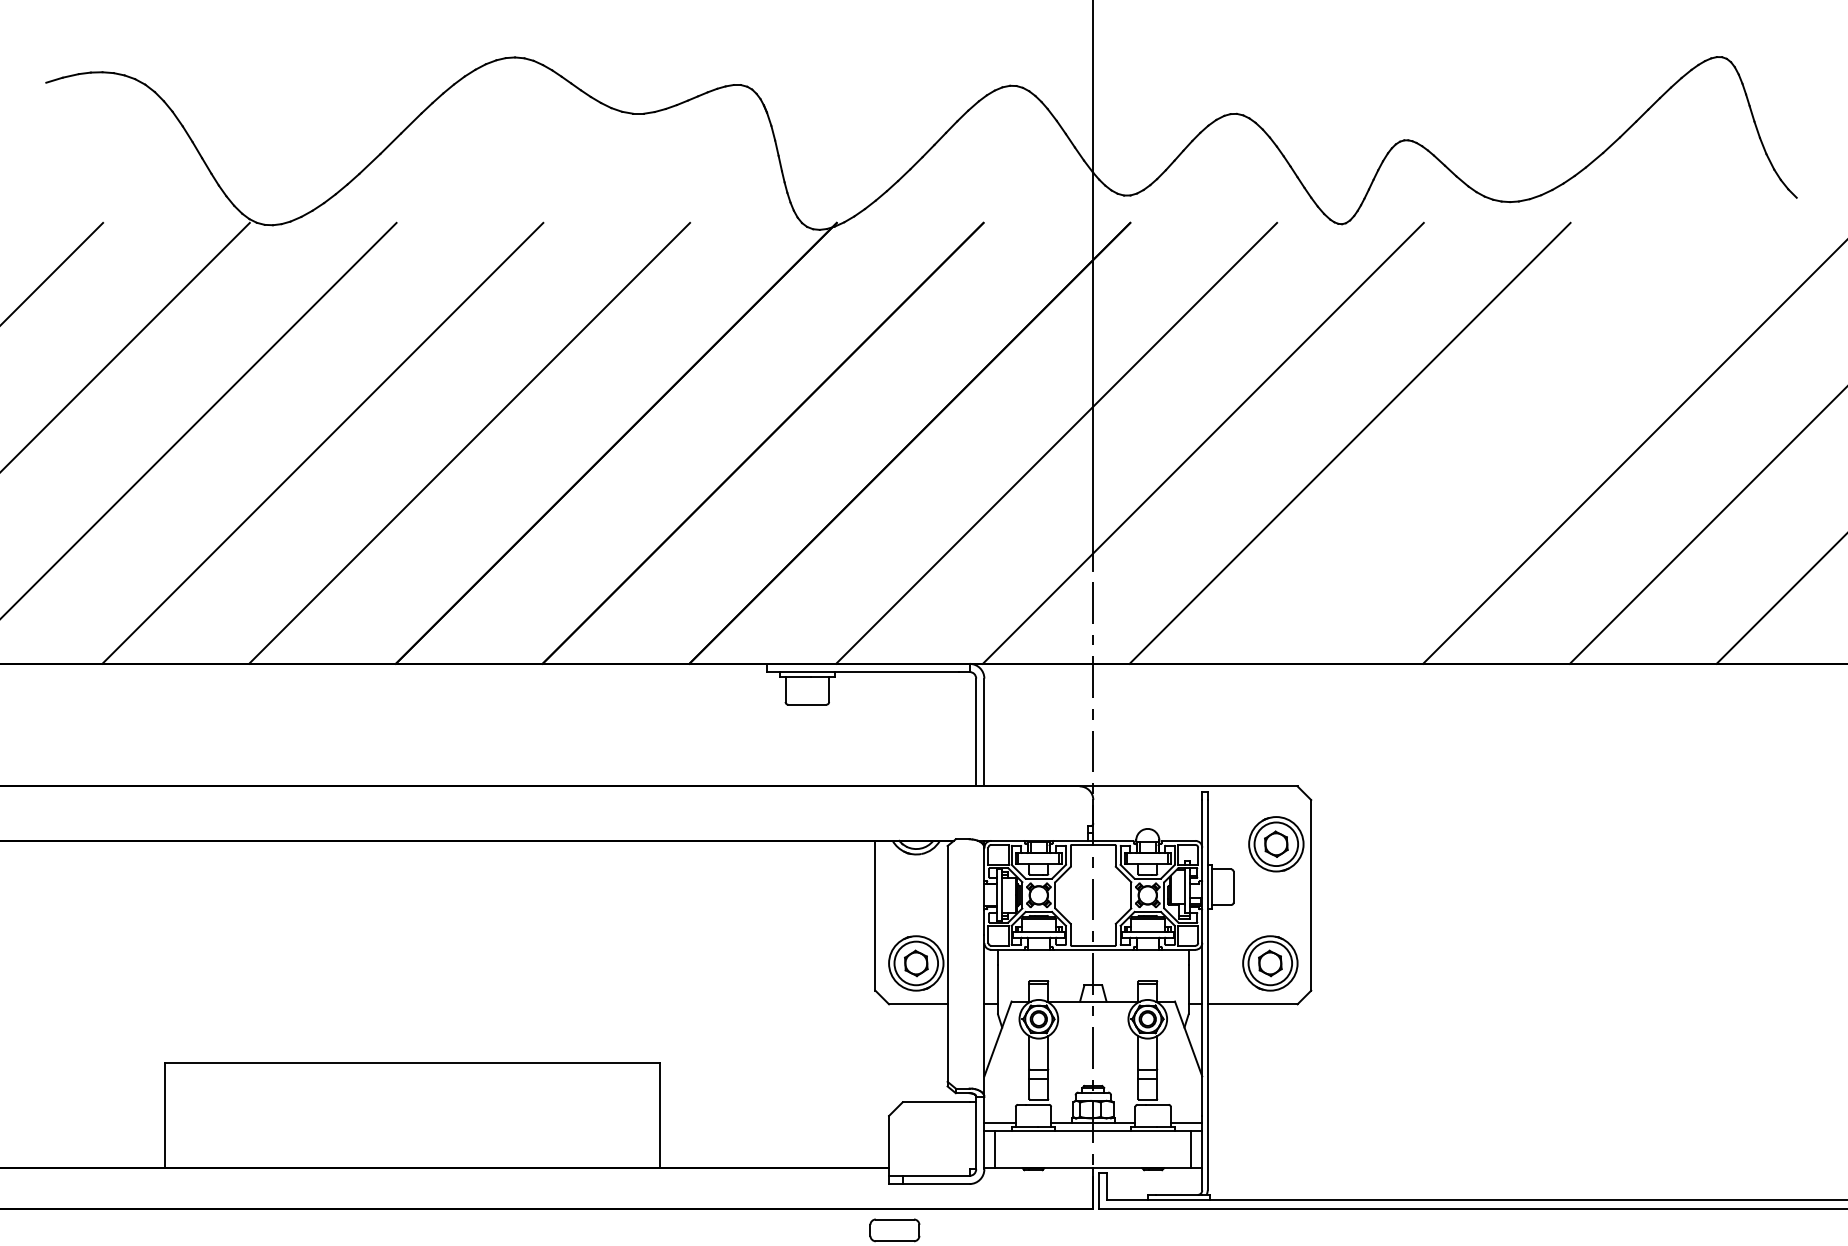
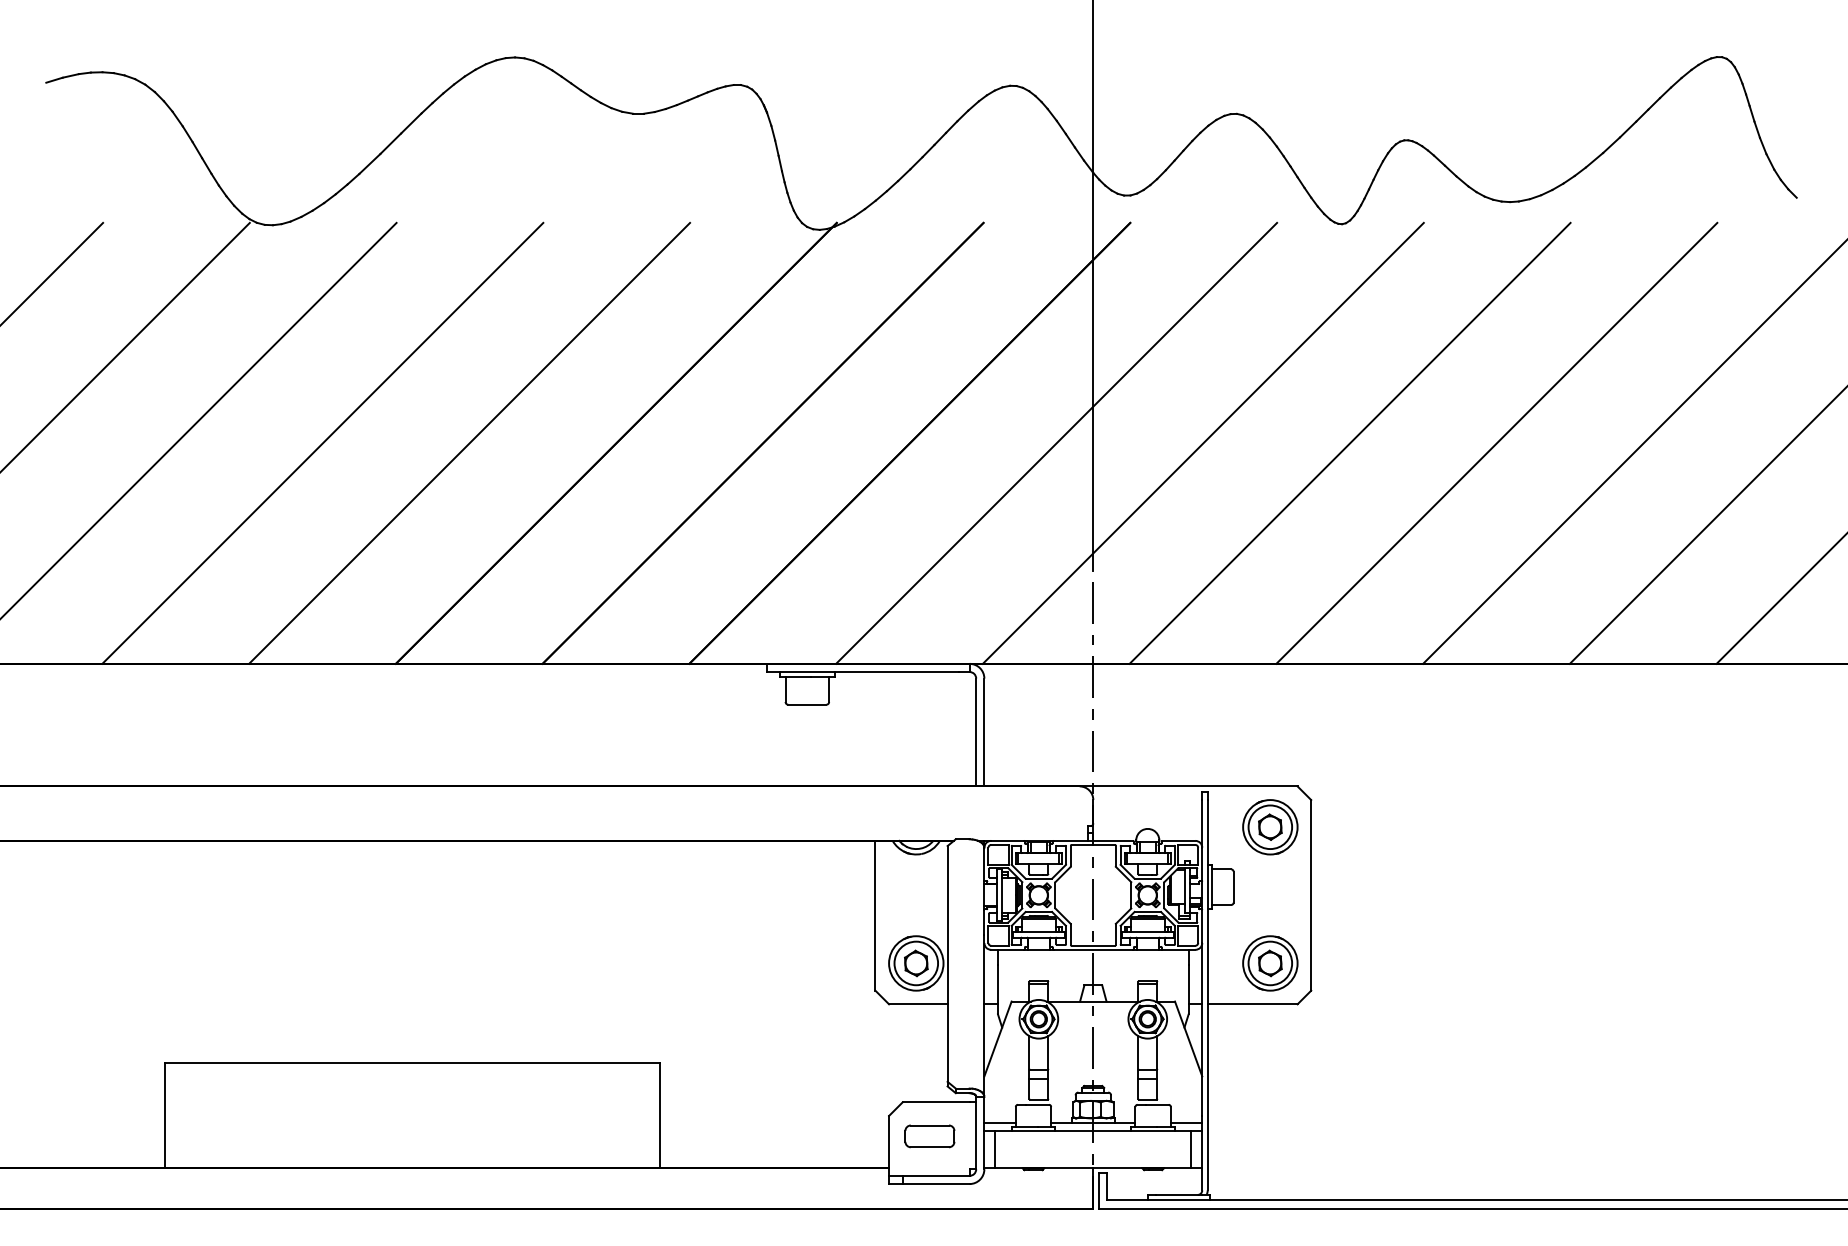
line: none -> present (1496, 442)
part position: (1276, 844) -> (1270, 827) (1270, 827)
part position: (894, 1230) -> (929, 1136) (929, 1136)
